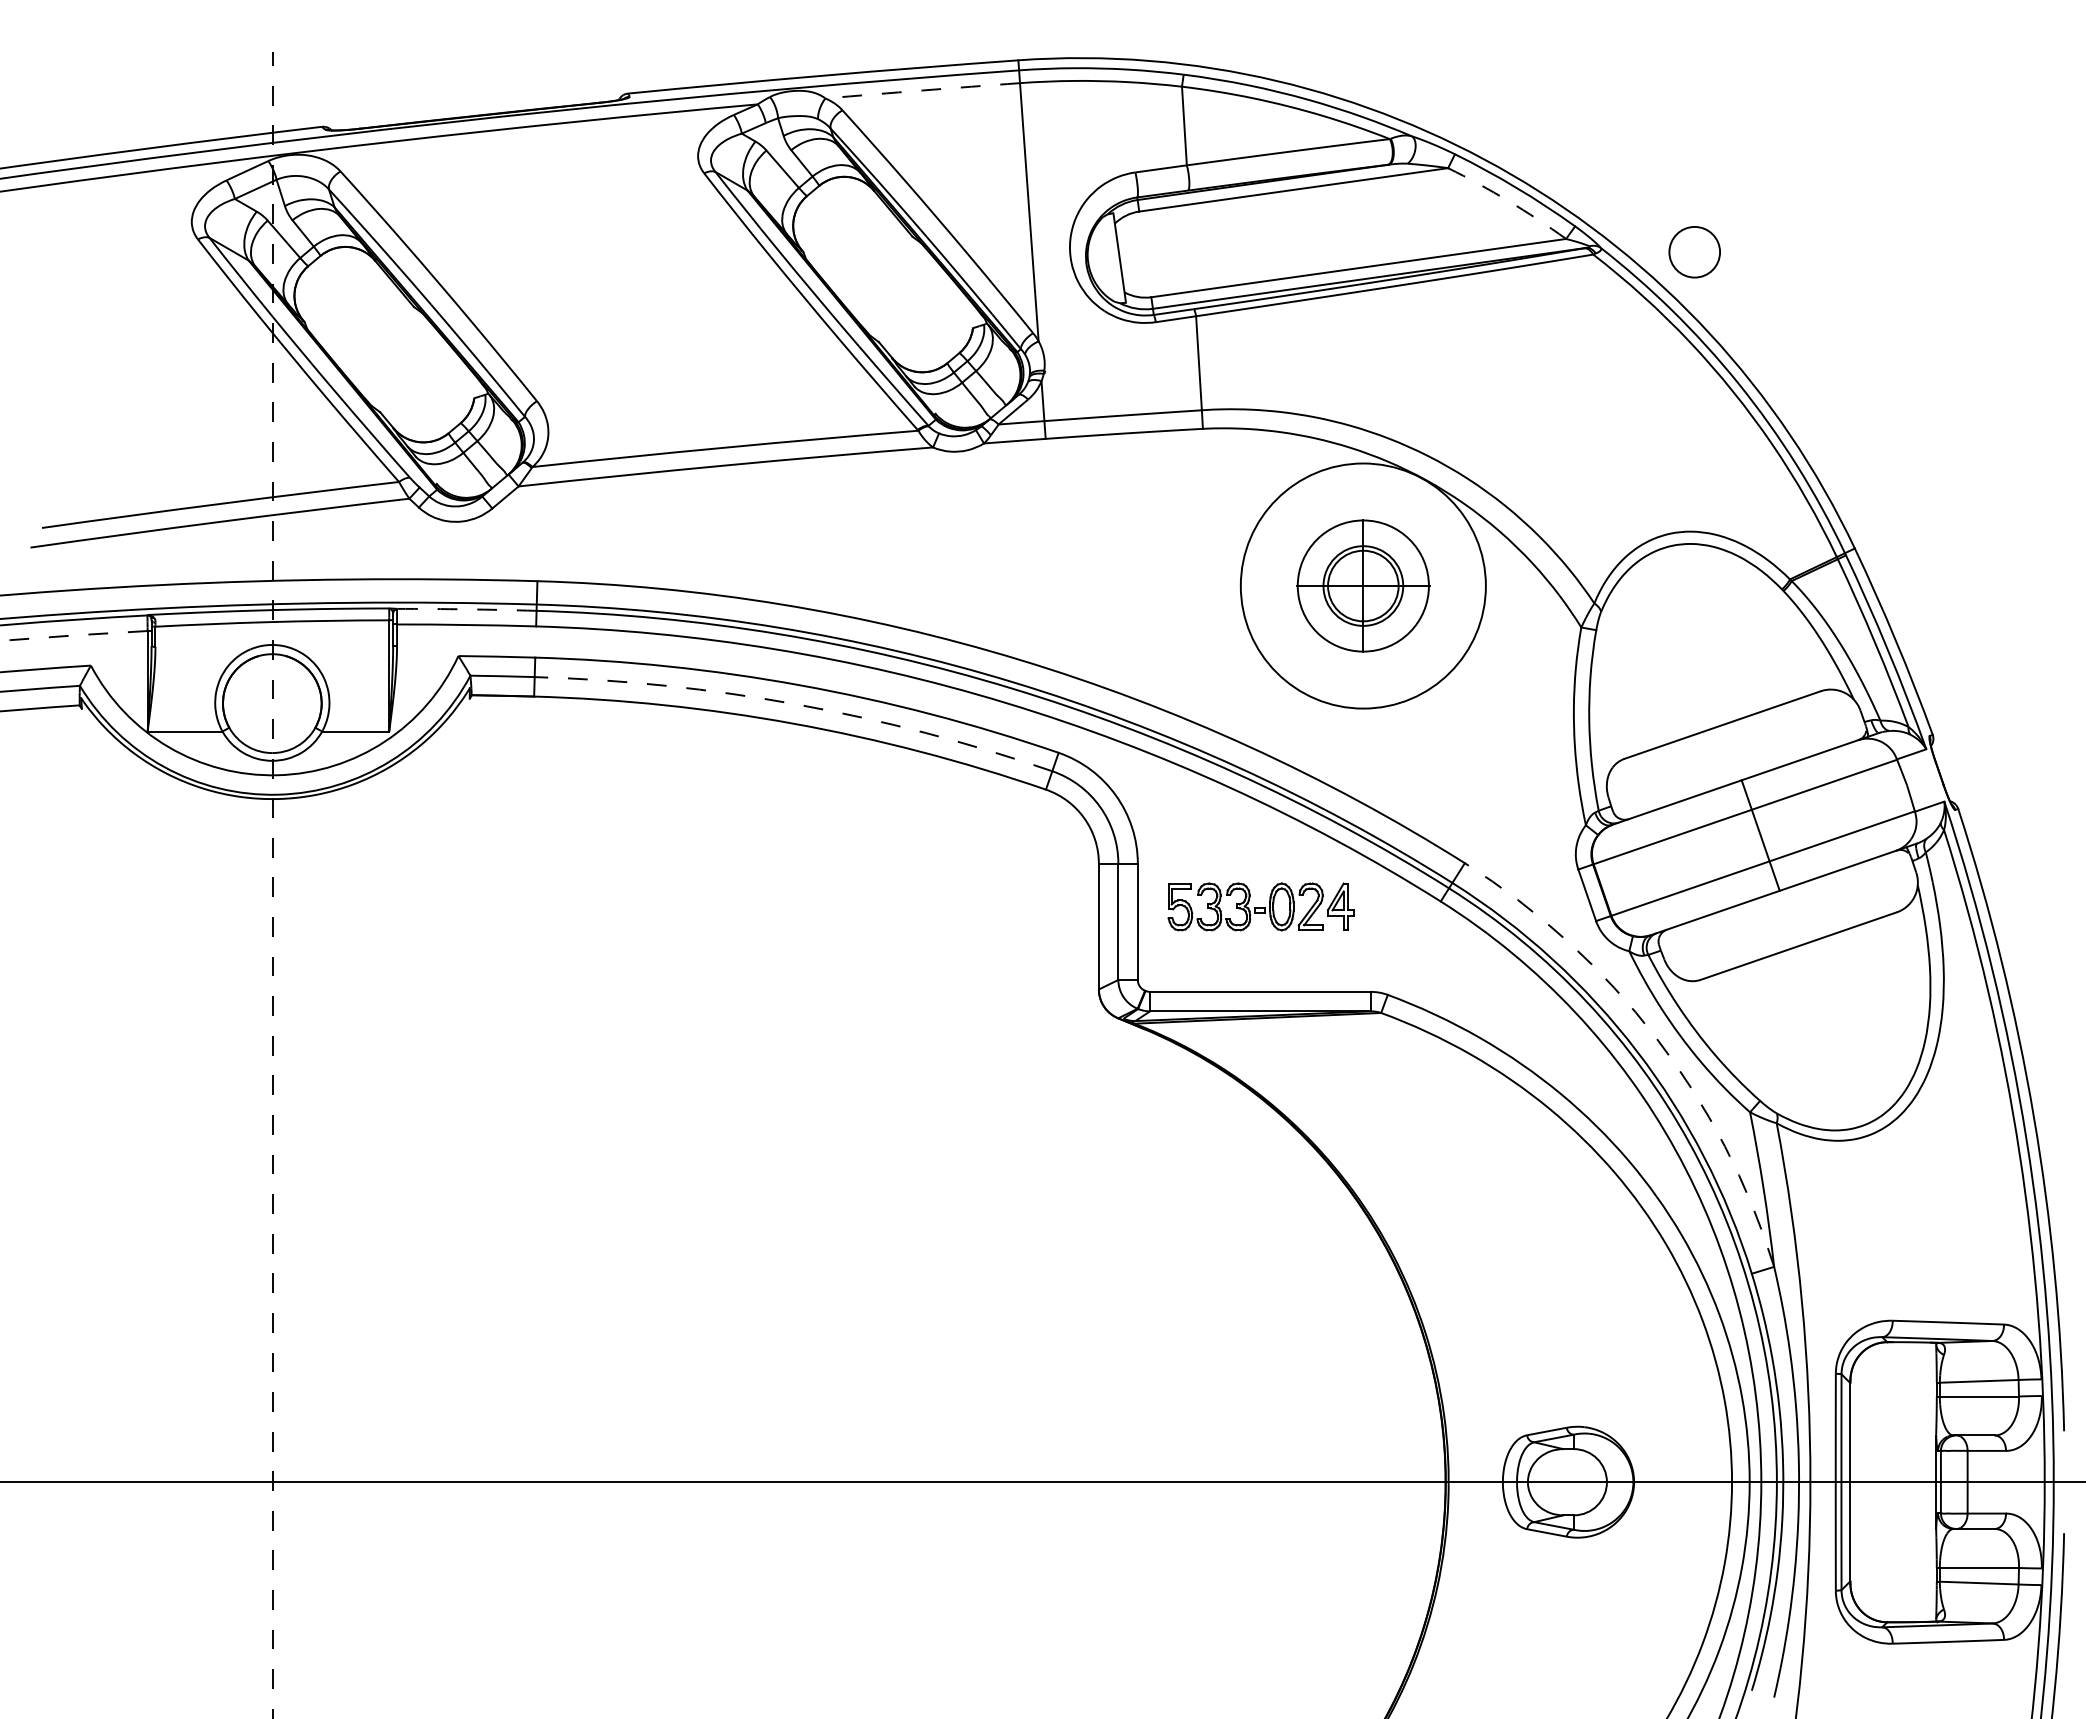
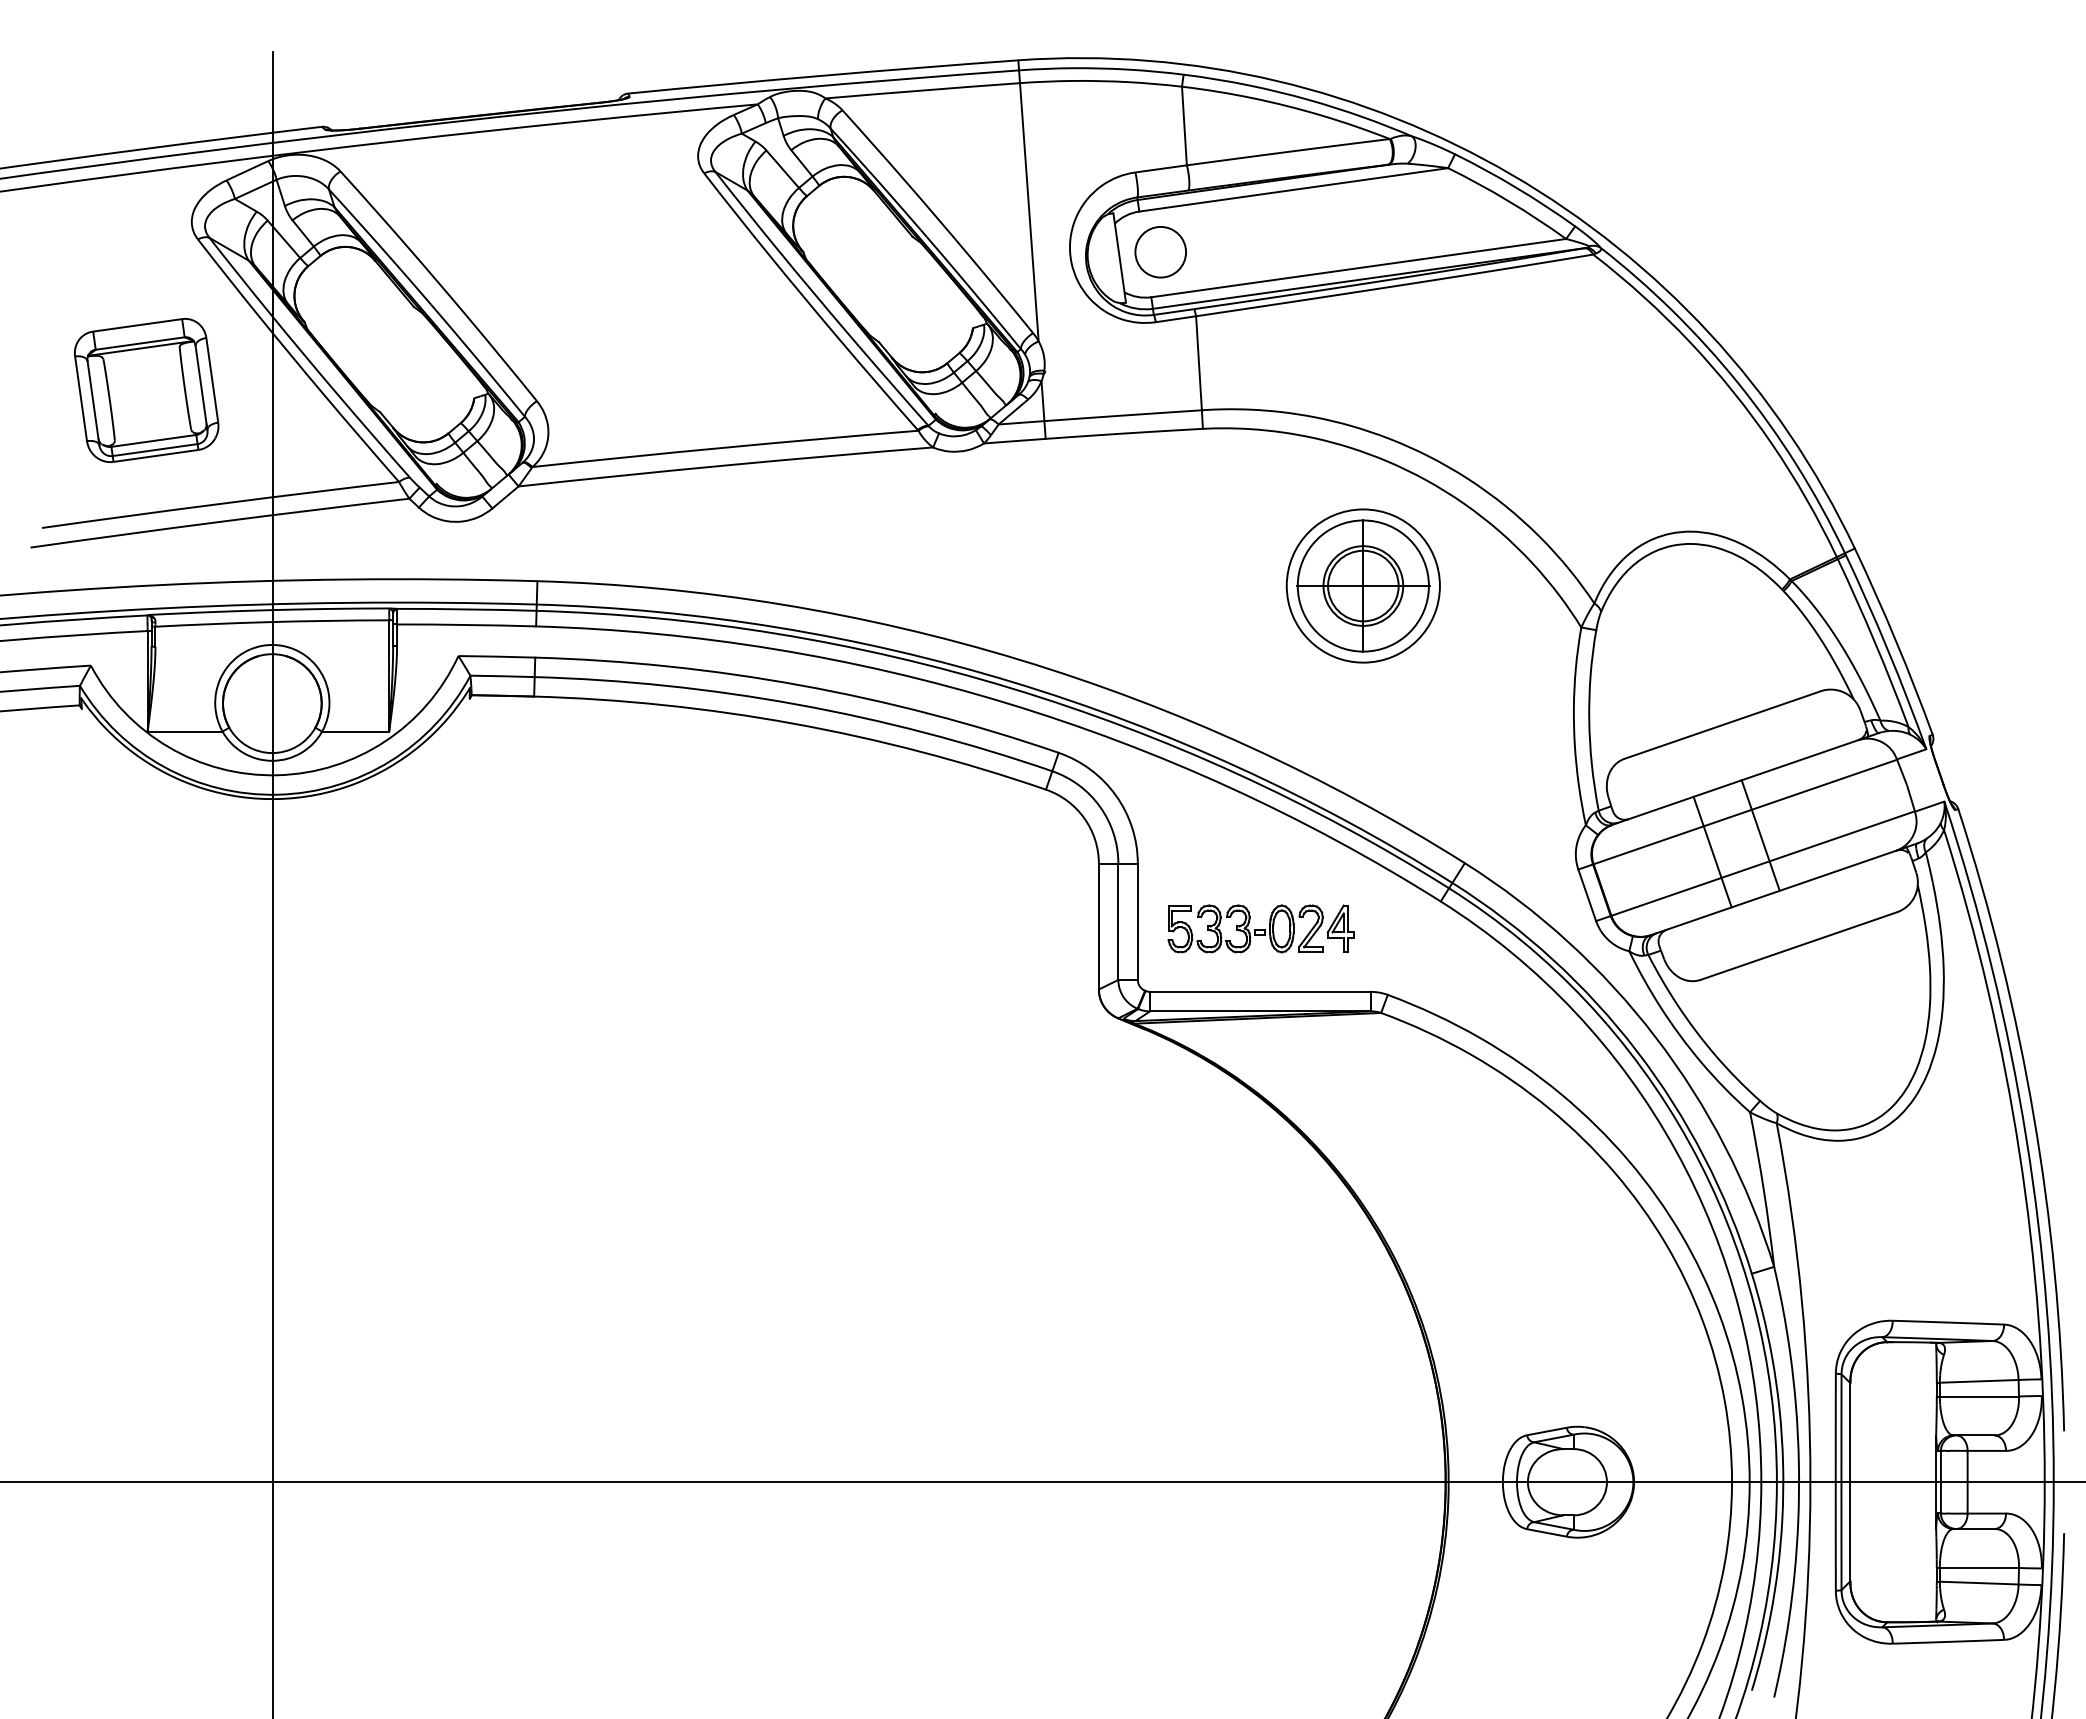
arc: dashed -> solid (922, 90)
arc: dashed -> solid (1508, 201)
circle position: (1694, 252) -> (1160, 252) (1160, 252)
part: none -> present (146, 390)
circle diameter: 245 px -> 153 px (1362, 585)
arc: dashed -> solid (466, 609)
arc: dashed -> solid (74, 635)
arc: dashed -> solid (797, 704)
line: none -> present (1712, 851)
line: dashed -> solid (272, 884)
part position: (1260, 906) -> (1260, 928) (1260, 928)
arc: dashed -> solid (1655, 1037)
